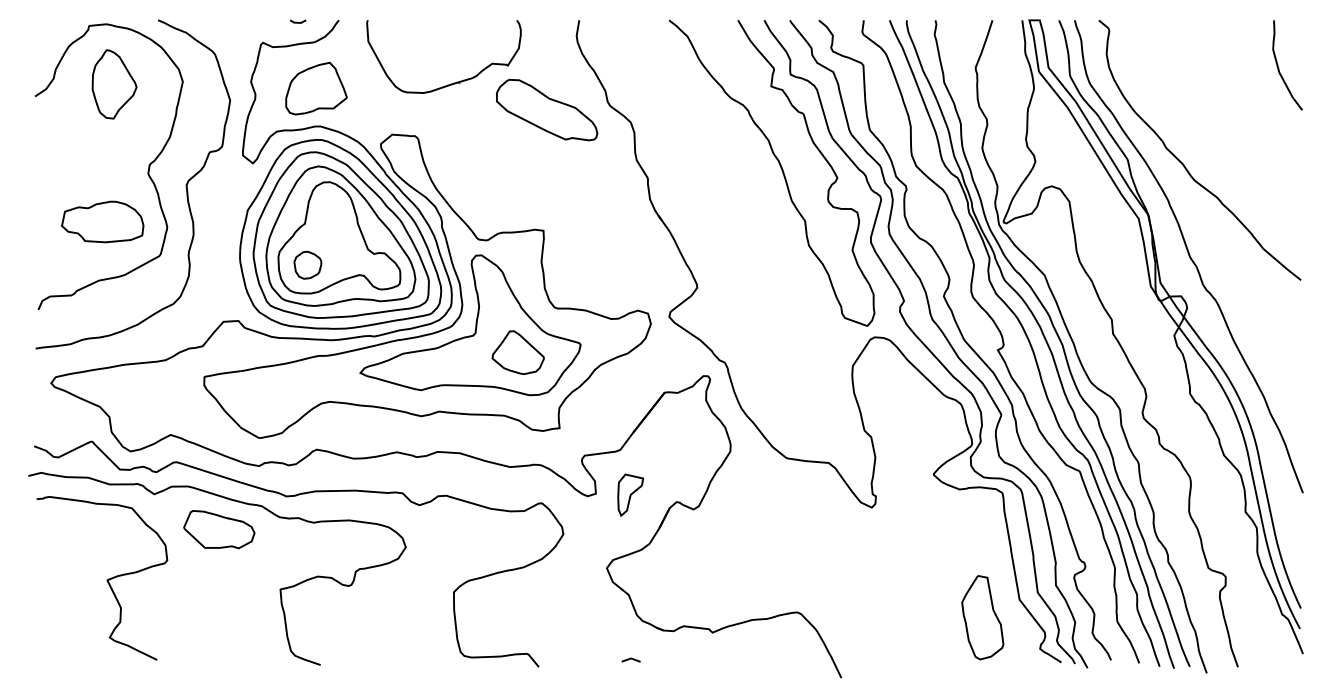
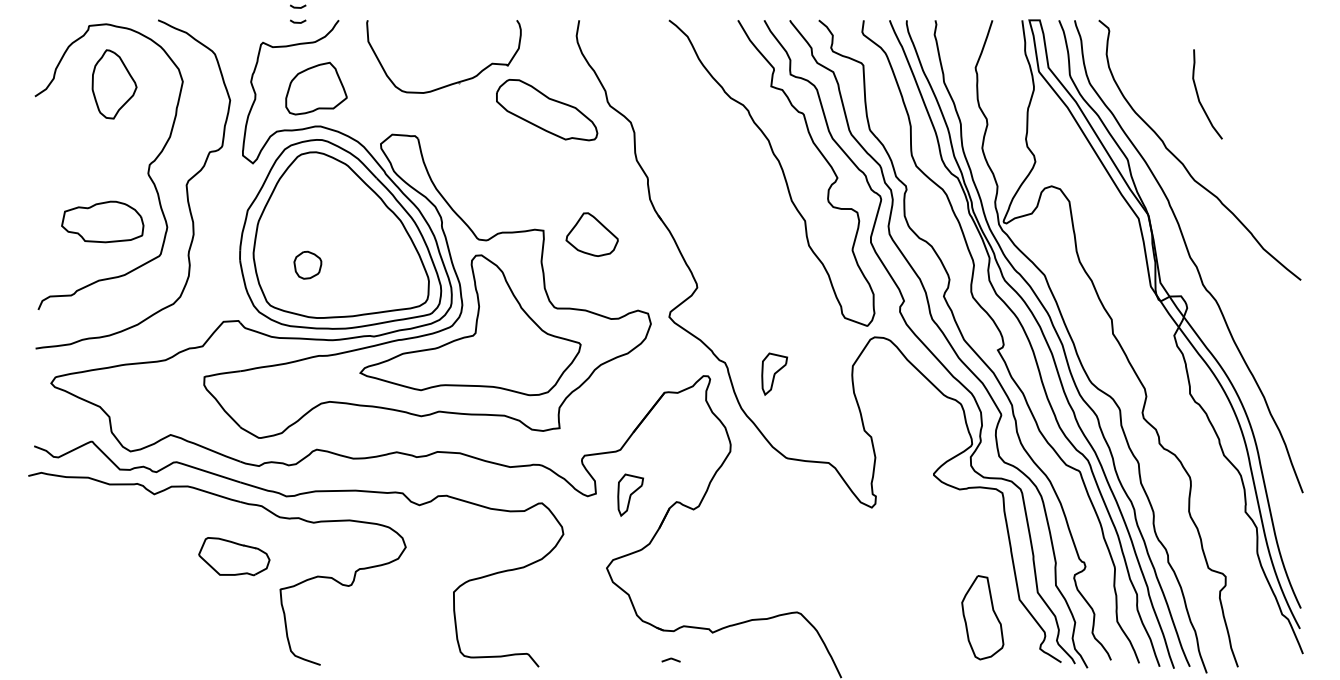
line: none -> present (297, 6)
curve position: (1279, 68) -> (1199, 97) (1199, 97)
part: present -> none (340, 235)
part position: (517, 352) -> (591, 234) (591, 234)
part: none -> present (774, 373)
part position: (219, 529) -> (234, 556) (234, 556)
curve: present -> none (106, 580)
line position: (630, 659) -> (670, 659) (670, 659)
